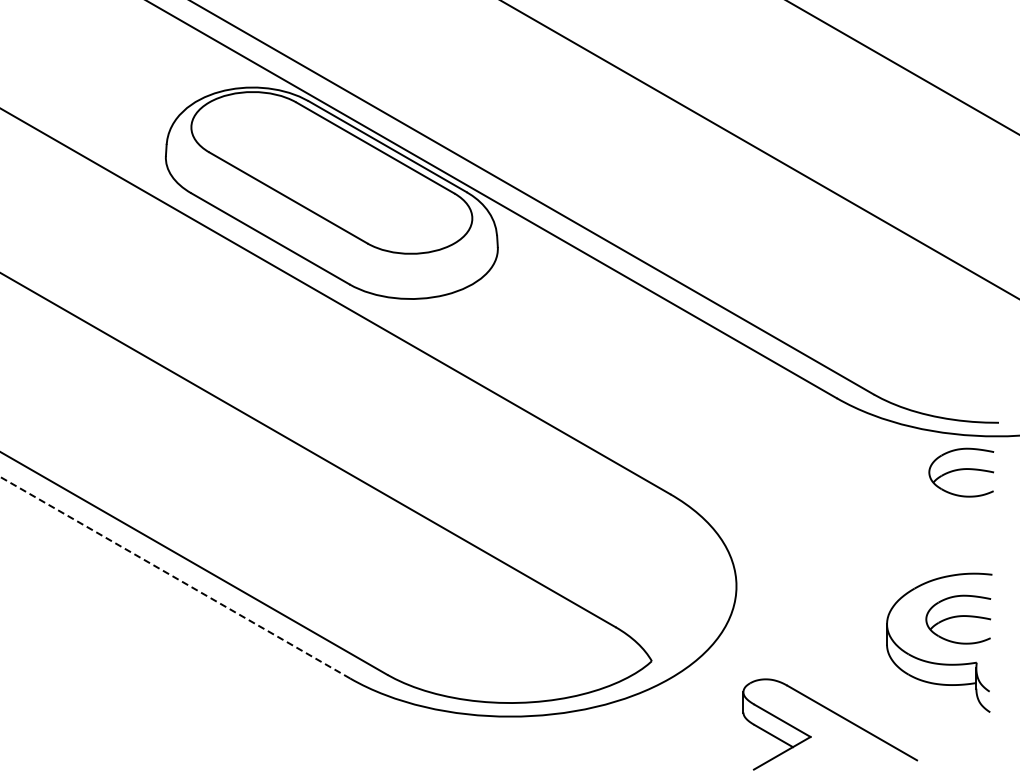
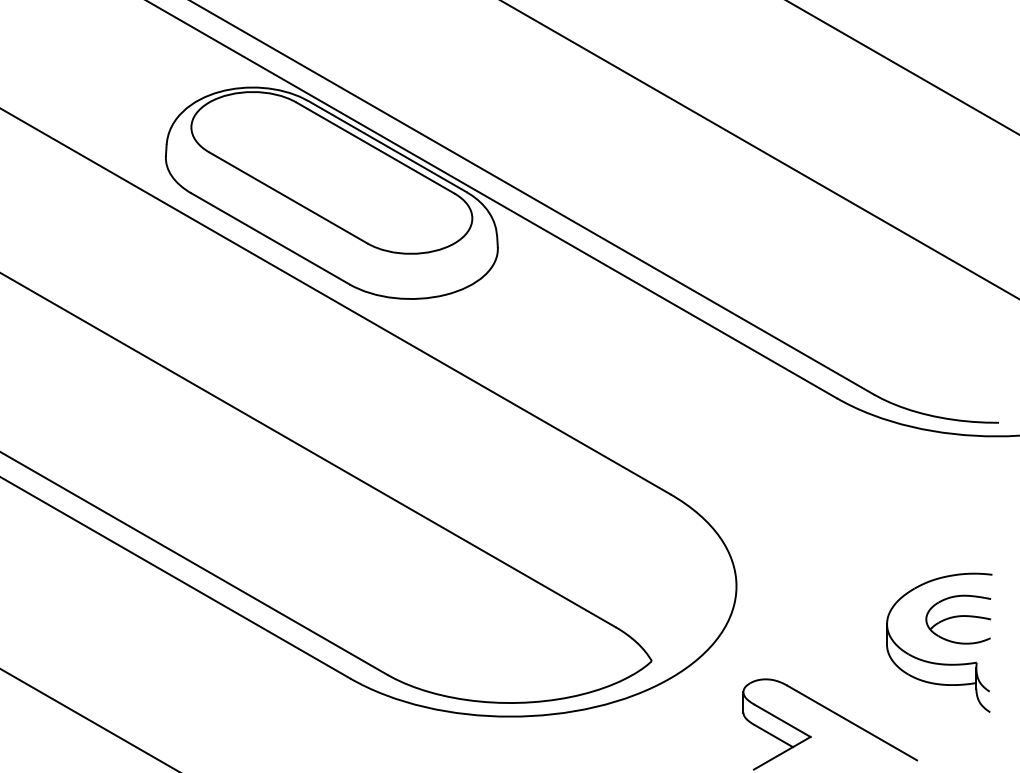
part: present -> none (961, 472)
line: dashed -> solid (175, 577)
line: none -> present (88, 719)
